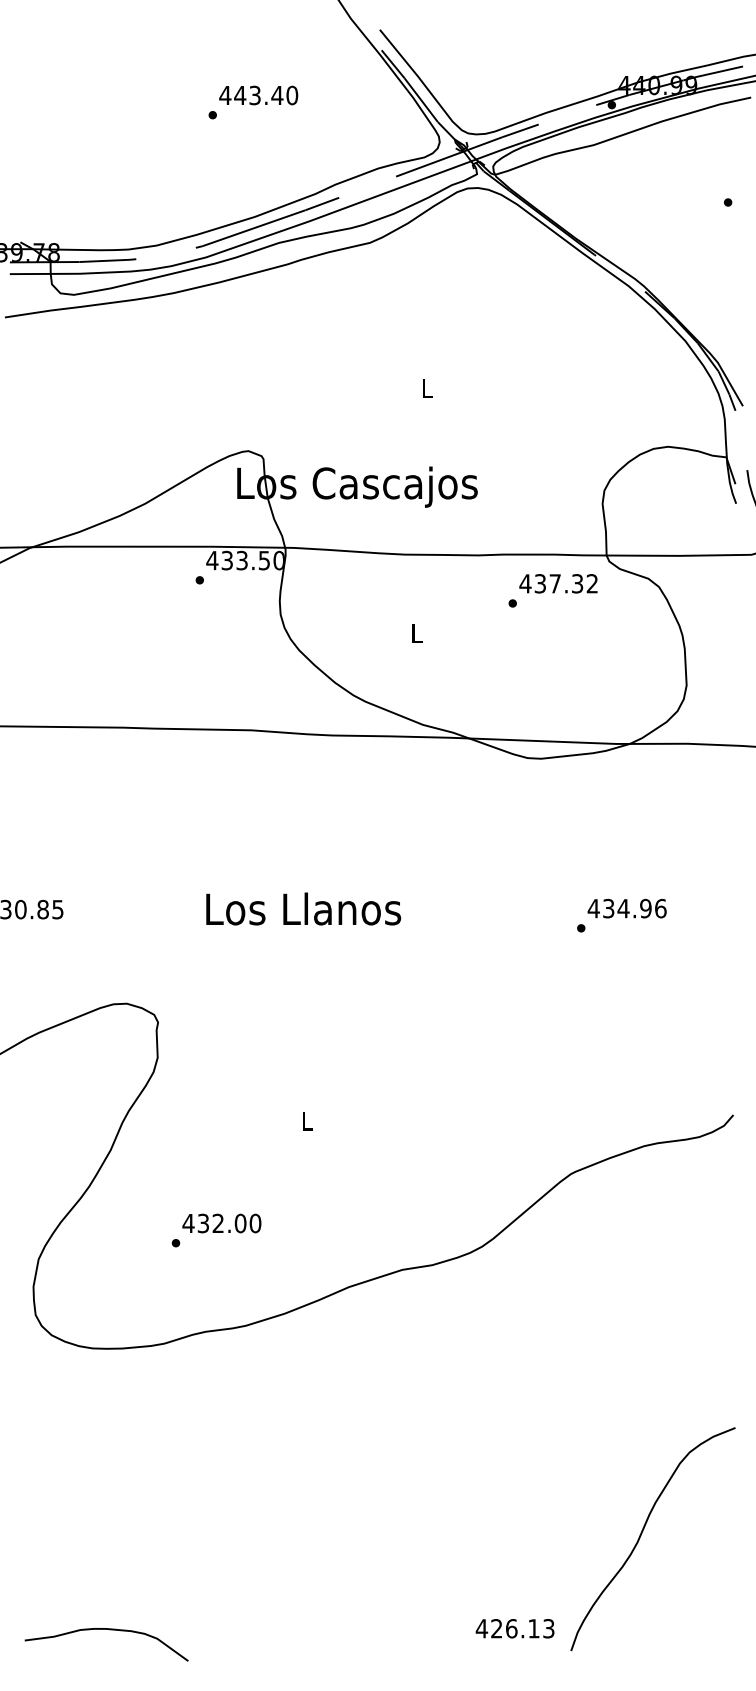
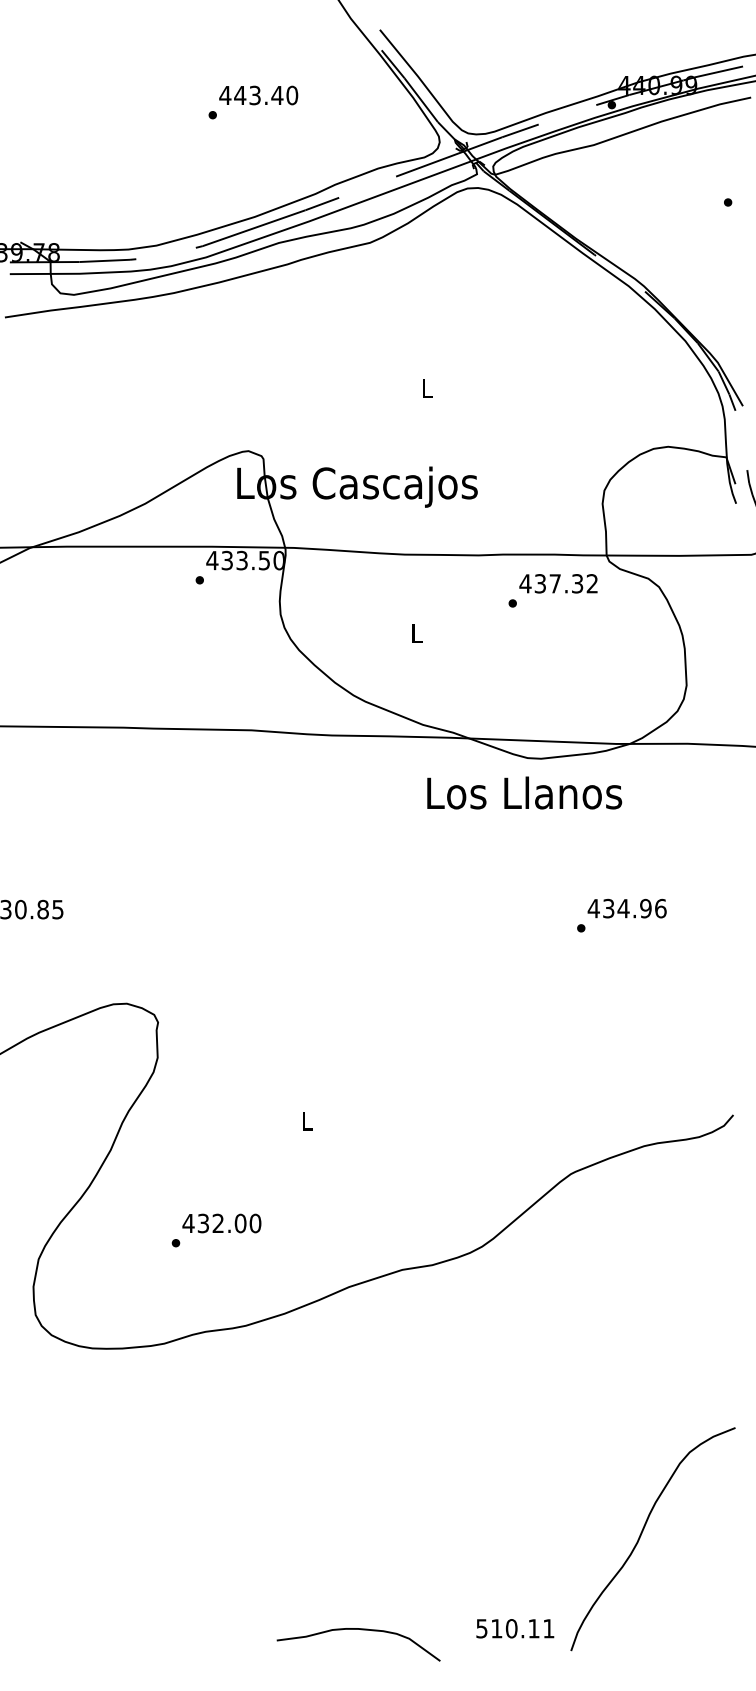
text position: (303, 908) -> (524, 792) (524, 792)
text: 426.13 -> 510.11 (514, 1628)
curve position: (109, 1630) -> (361, 1630) (361, 1630)
